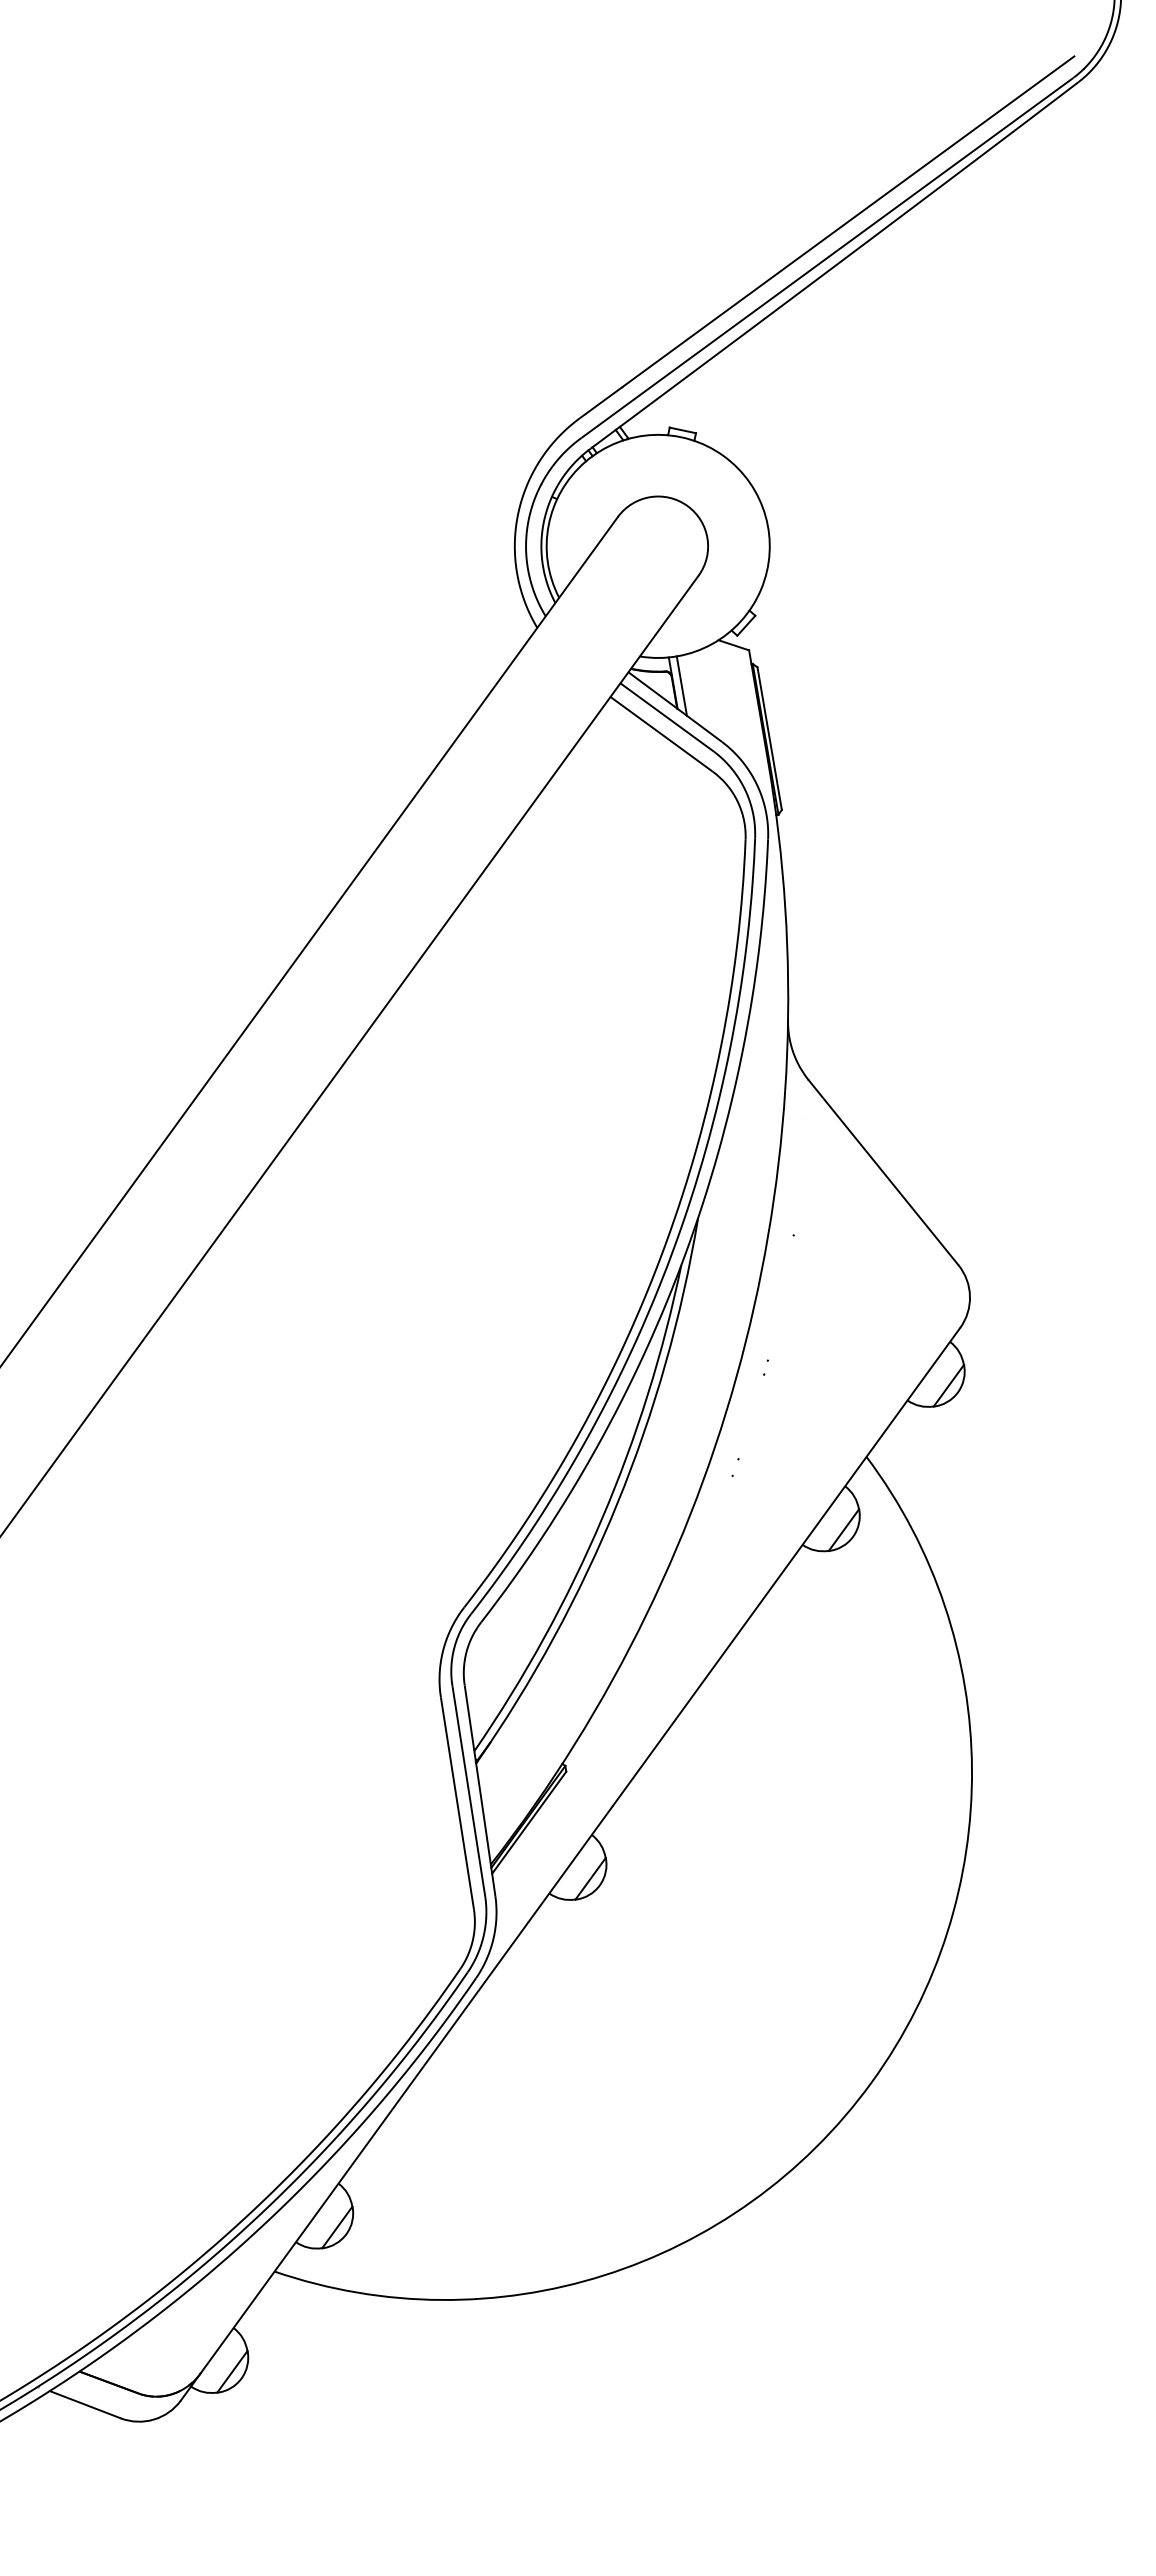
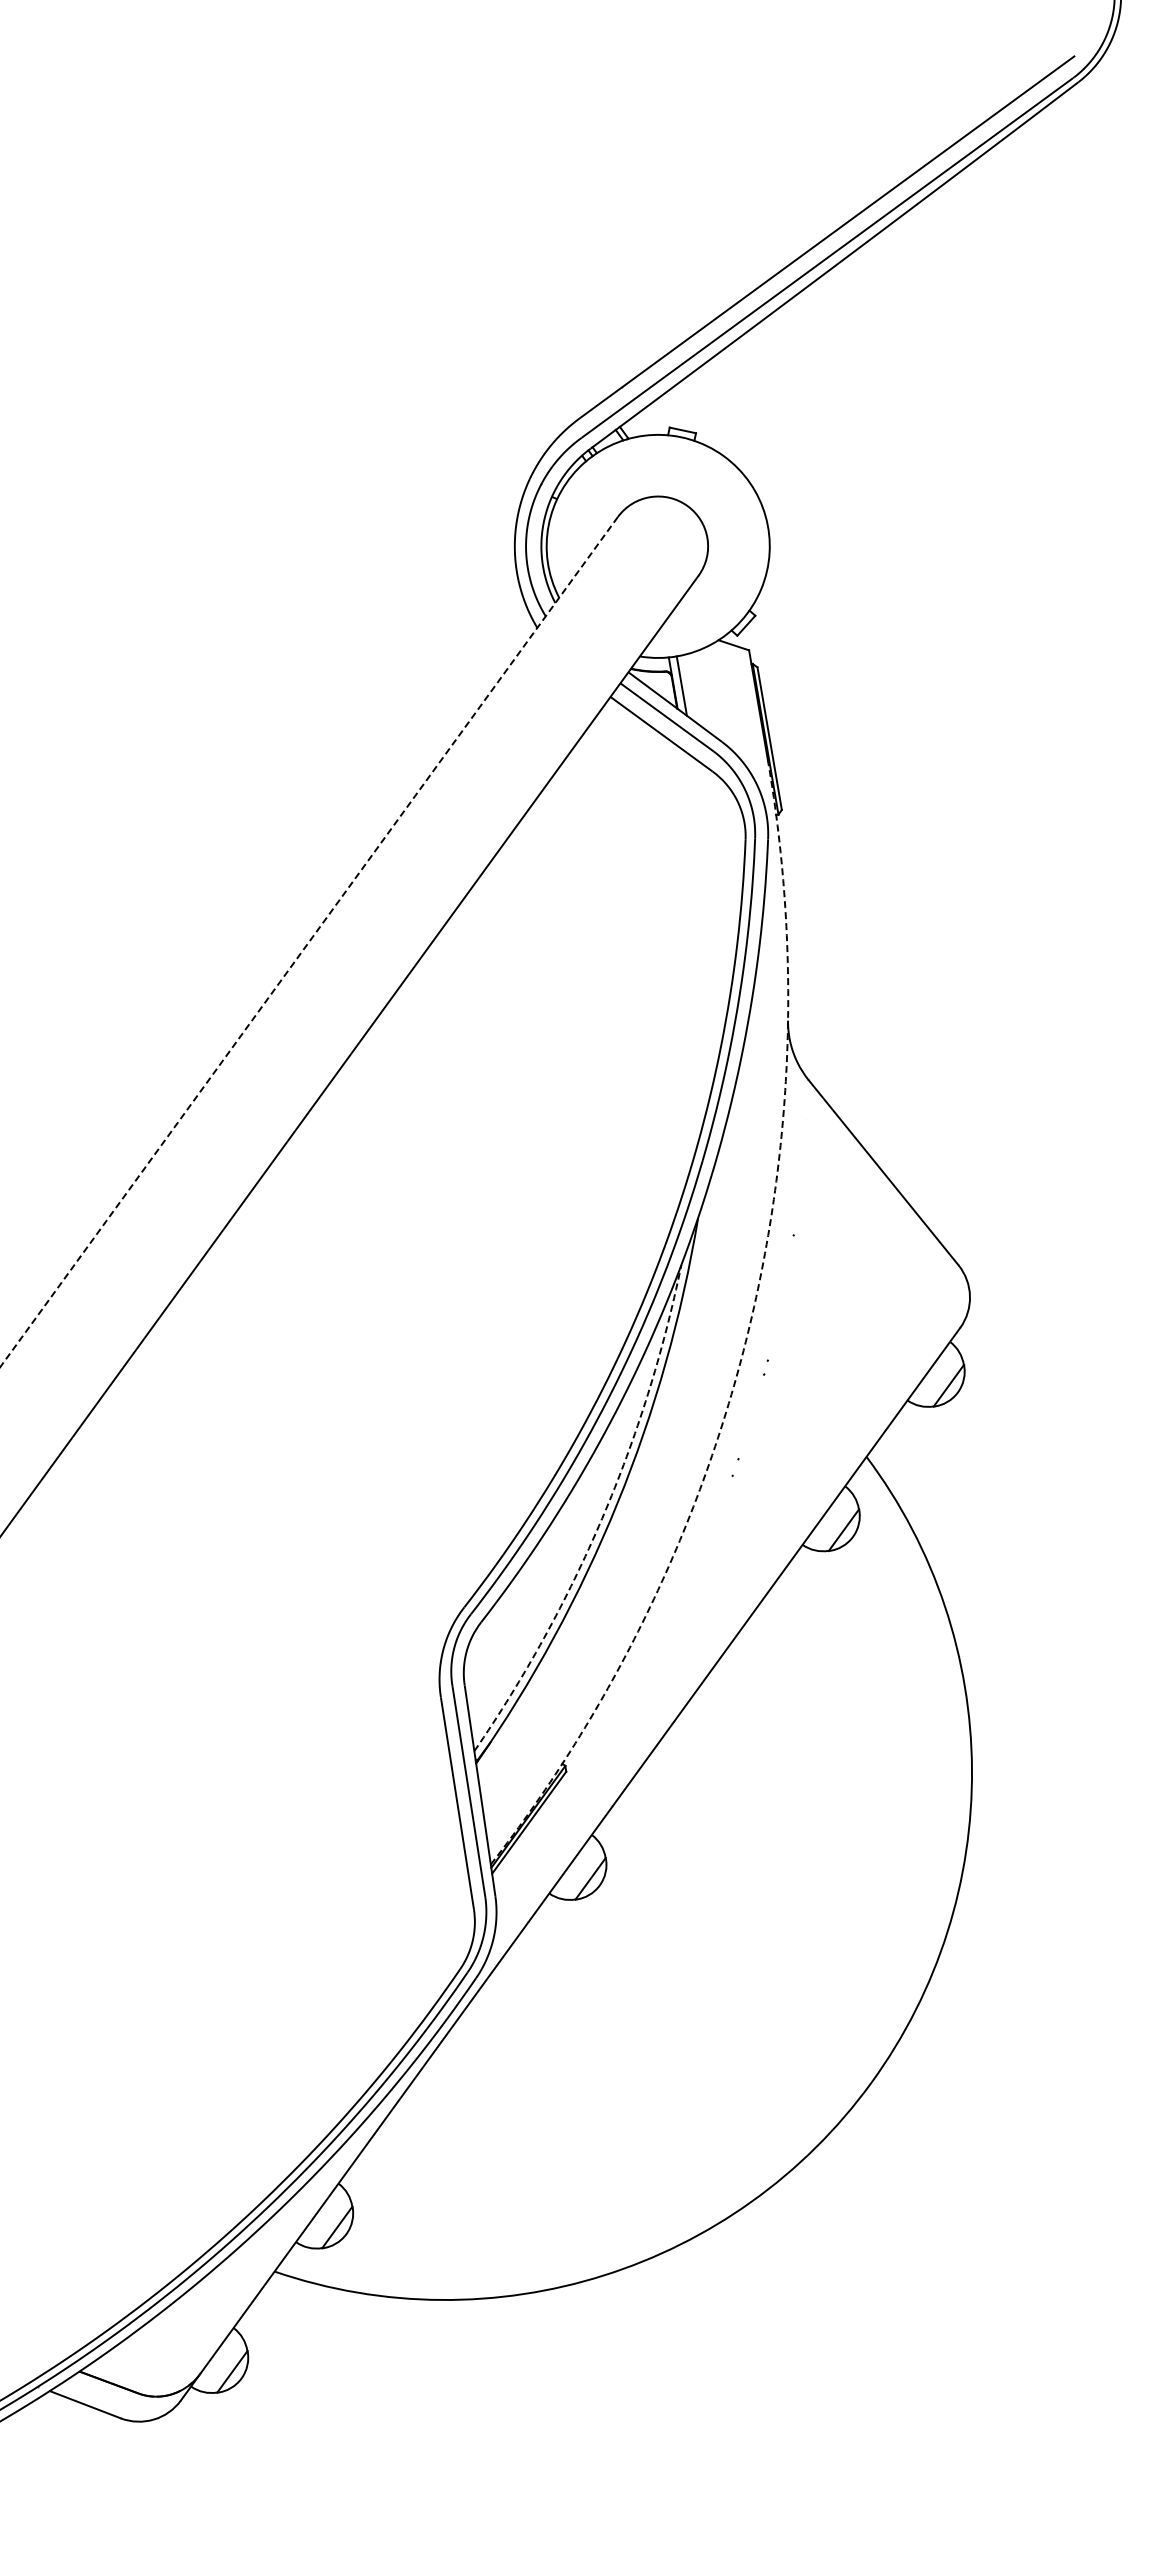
line: solid -> dashed (308, 942)
arc: solid -> dashed (745, 1342)
arc: solid -> dashed (602, 1518)
